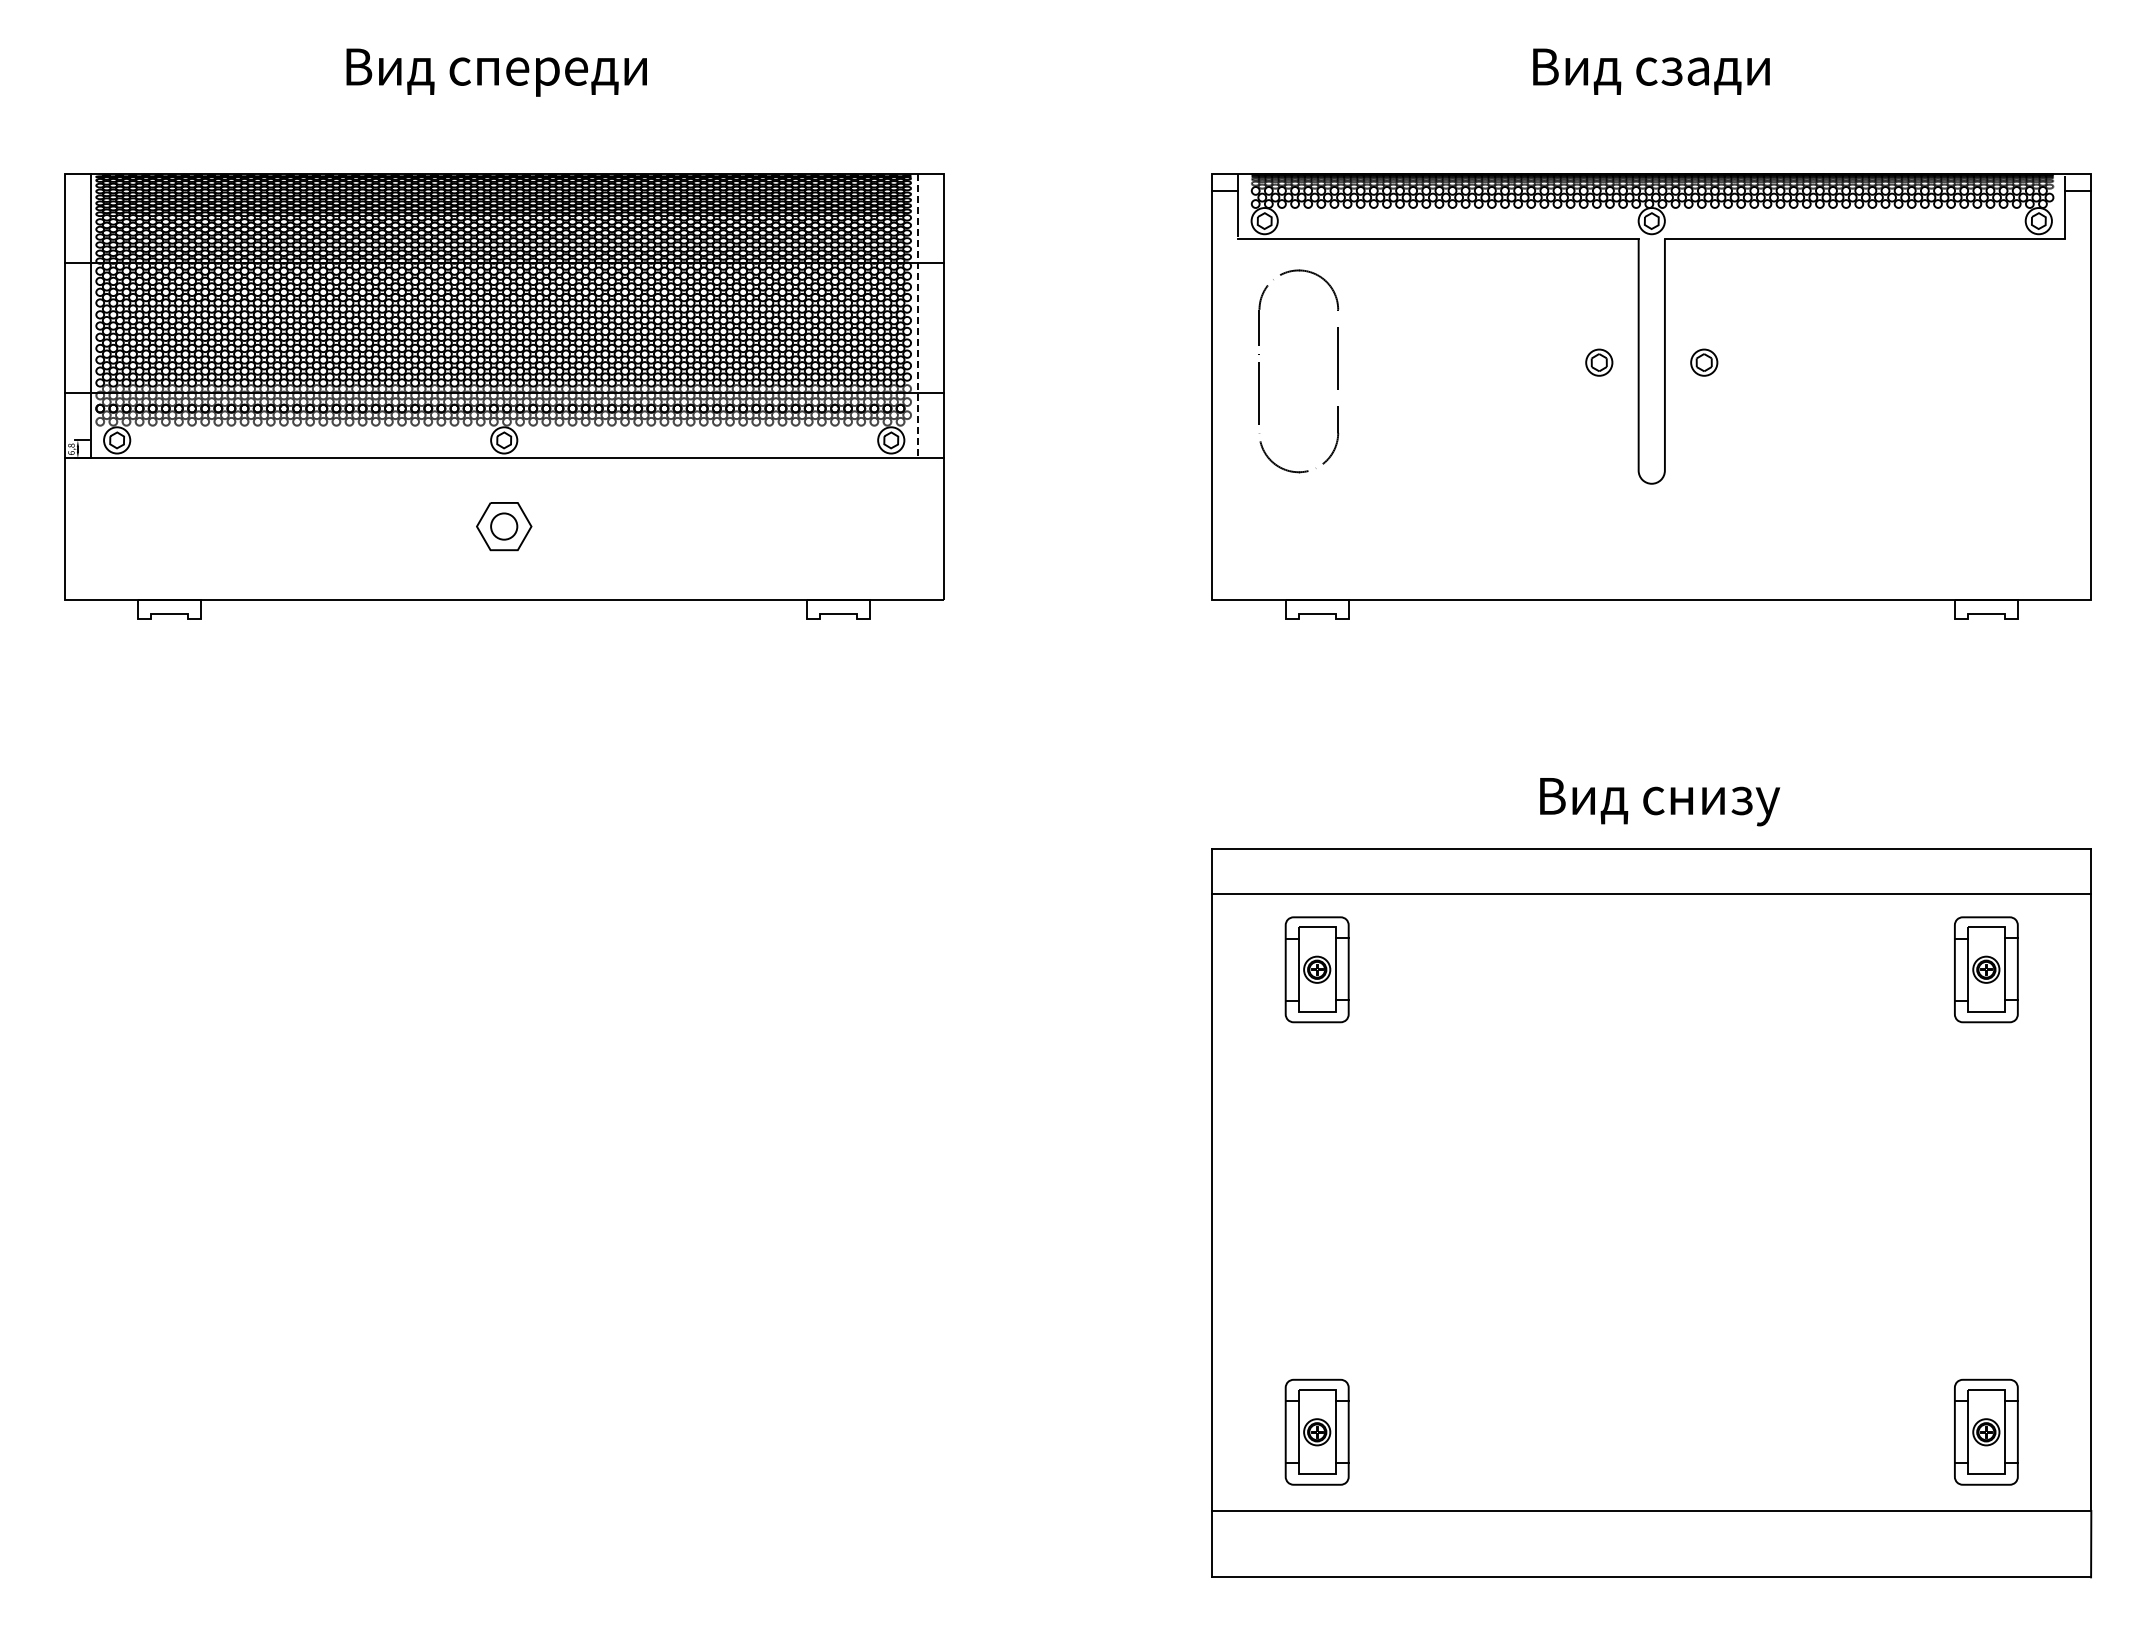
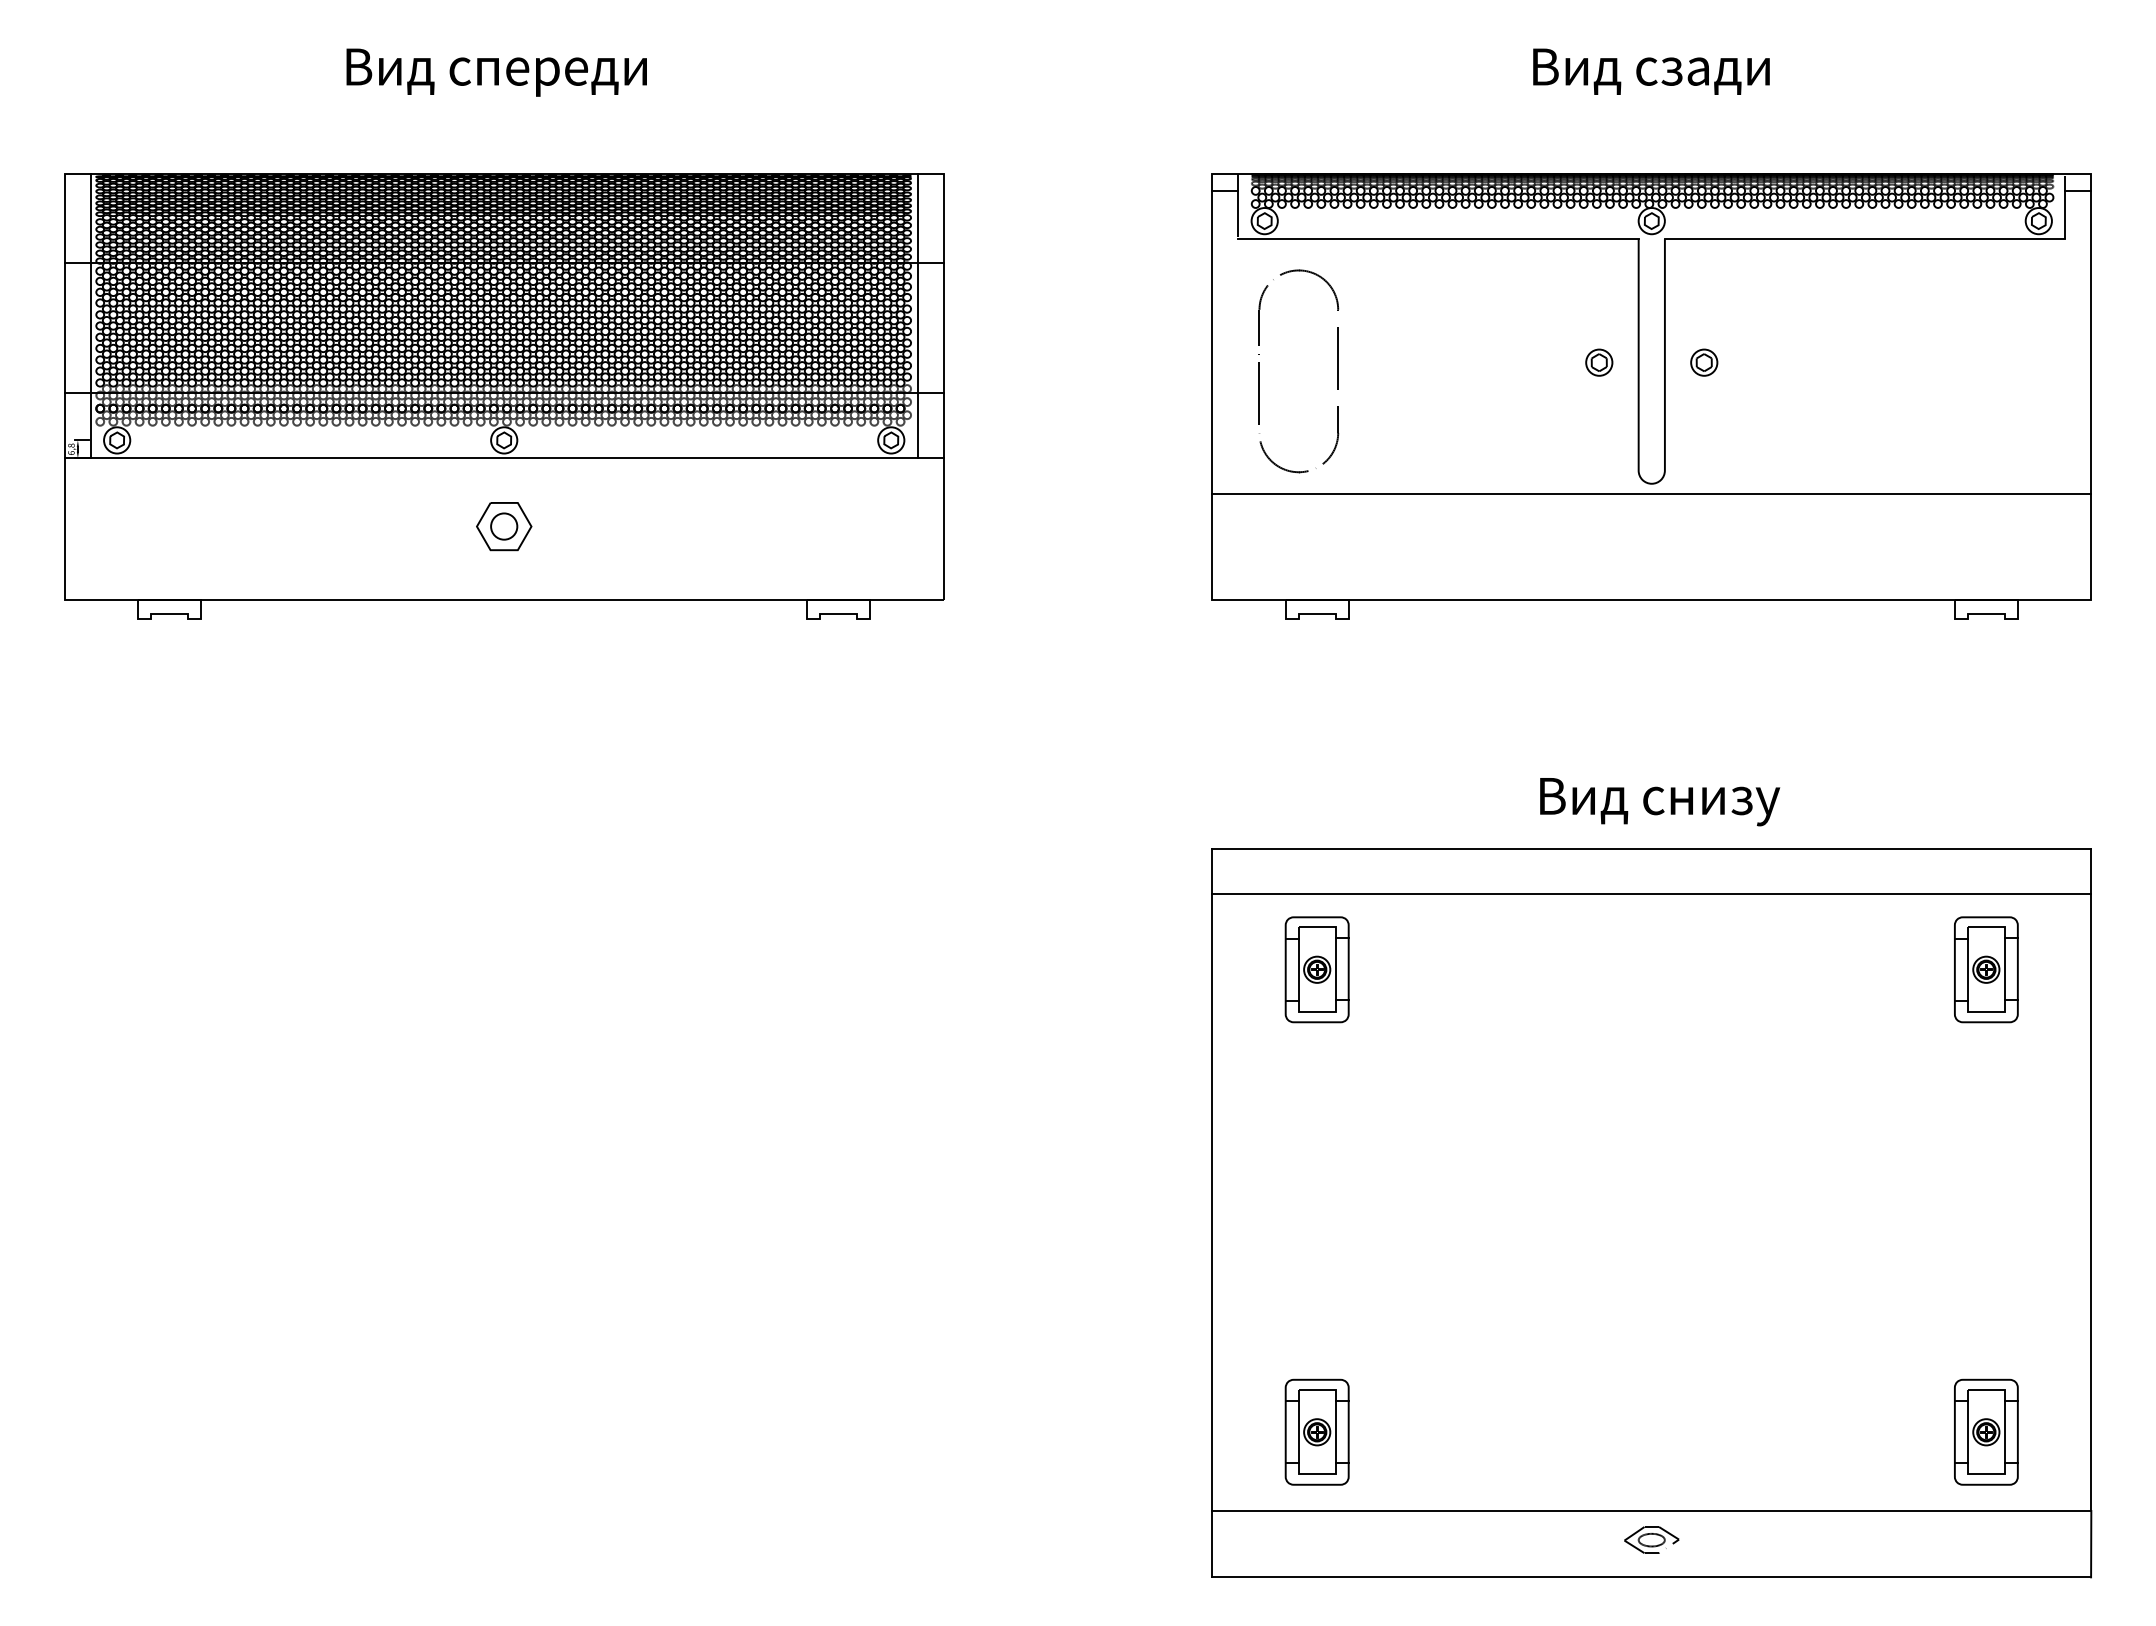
line: dashed -> solid (917, 316)
line: none -> present (1651, 493)
part: none -> present (1651, 1539)
